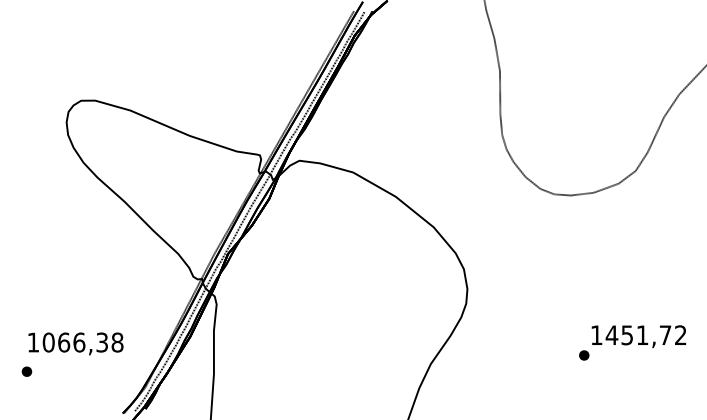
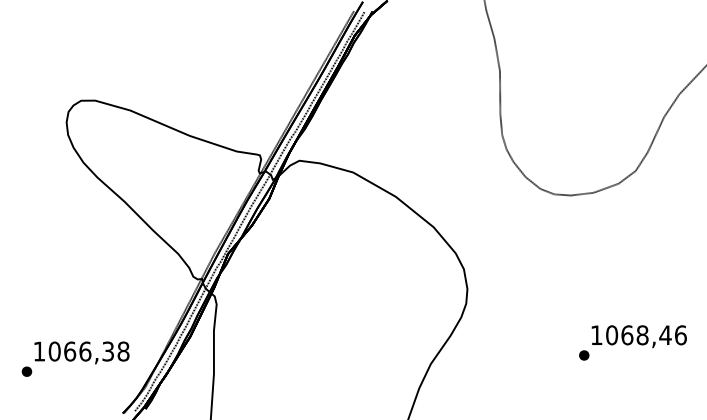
text: 1451,72 -> 1068,46 (645, 335)
text position: (75, 343) -> (81, 352) (81, 352)
